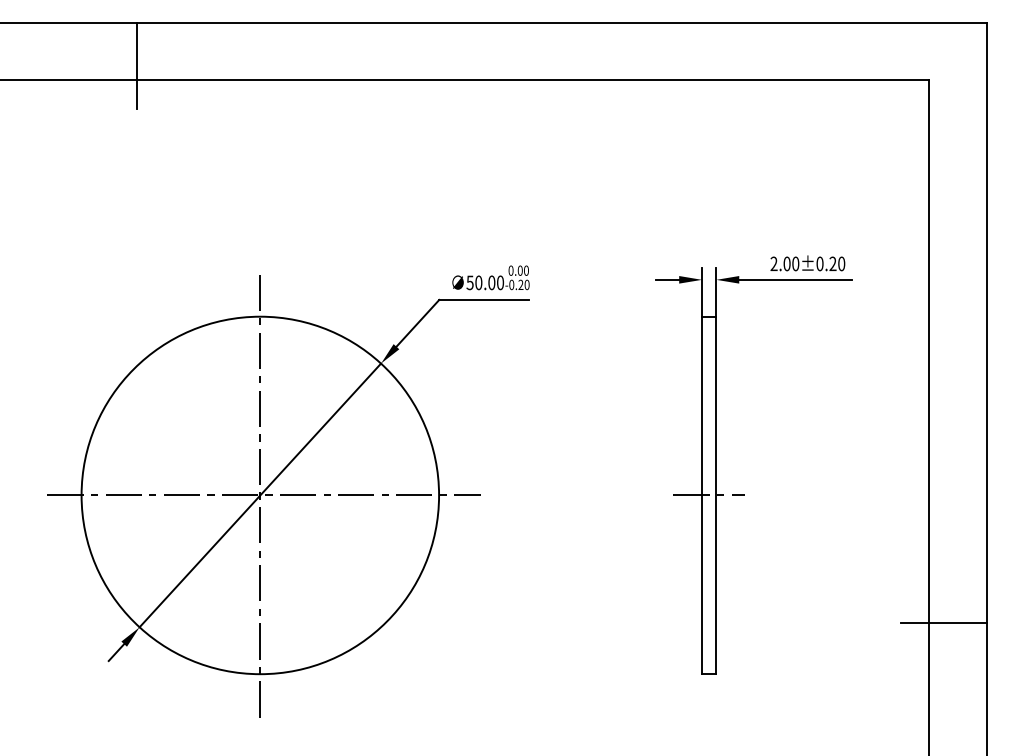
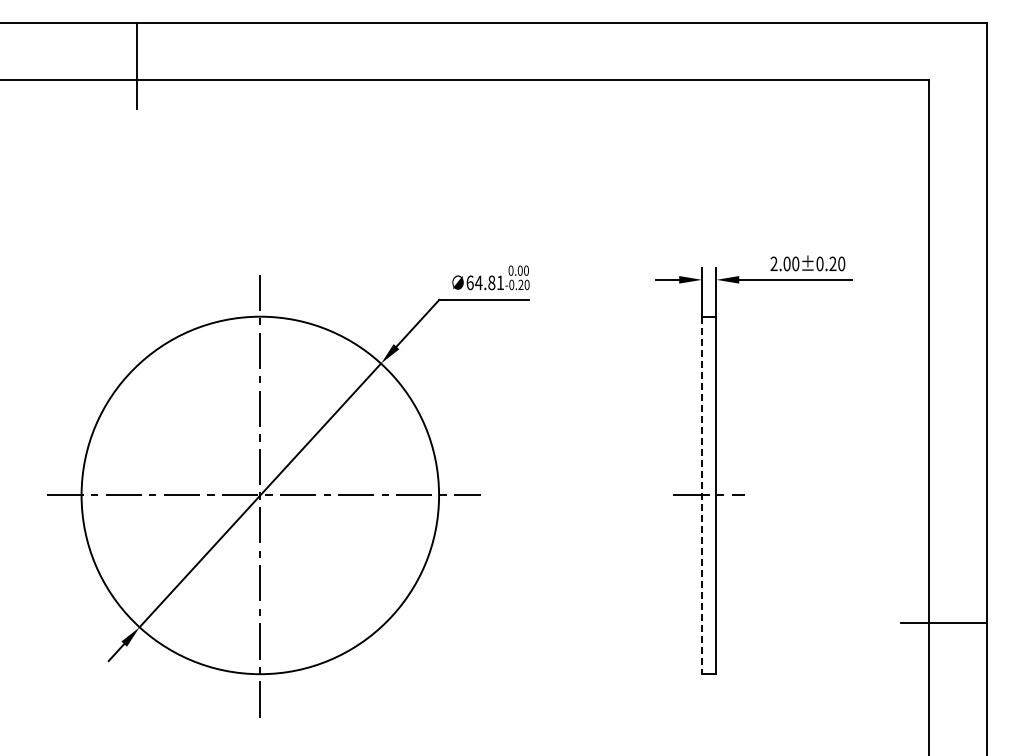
text: 50.00 -> 64.81 (485, 282)
line: solid -> dashed (702, 495)
